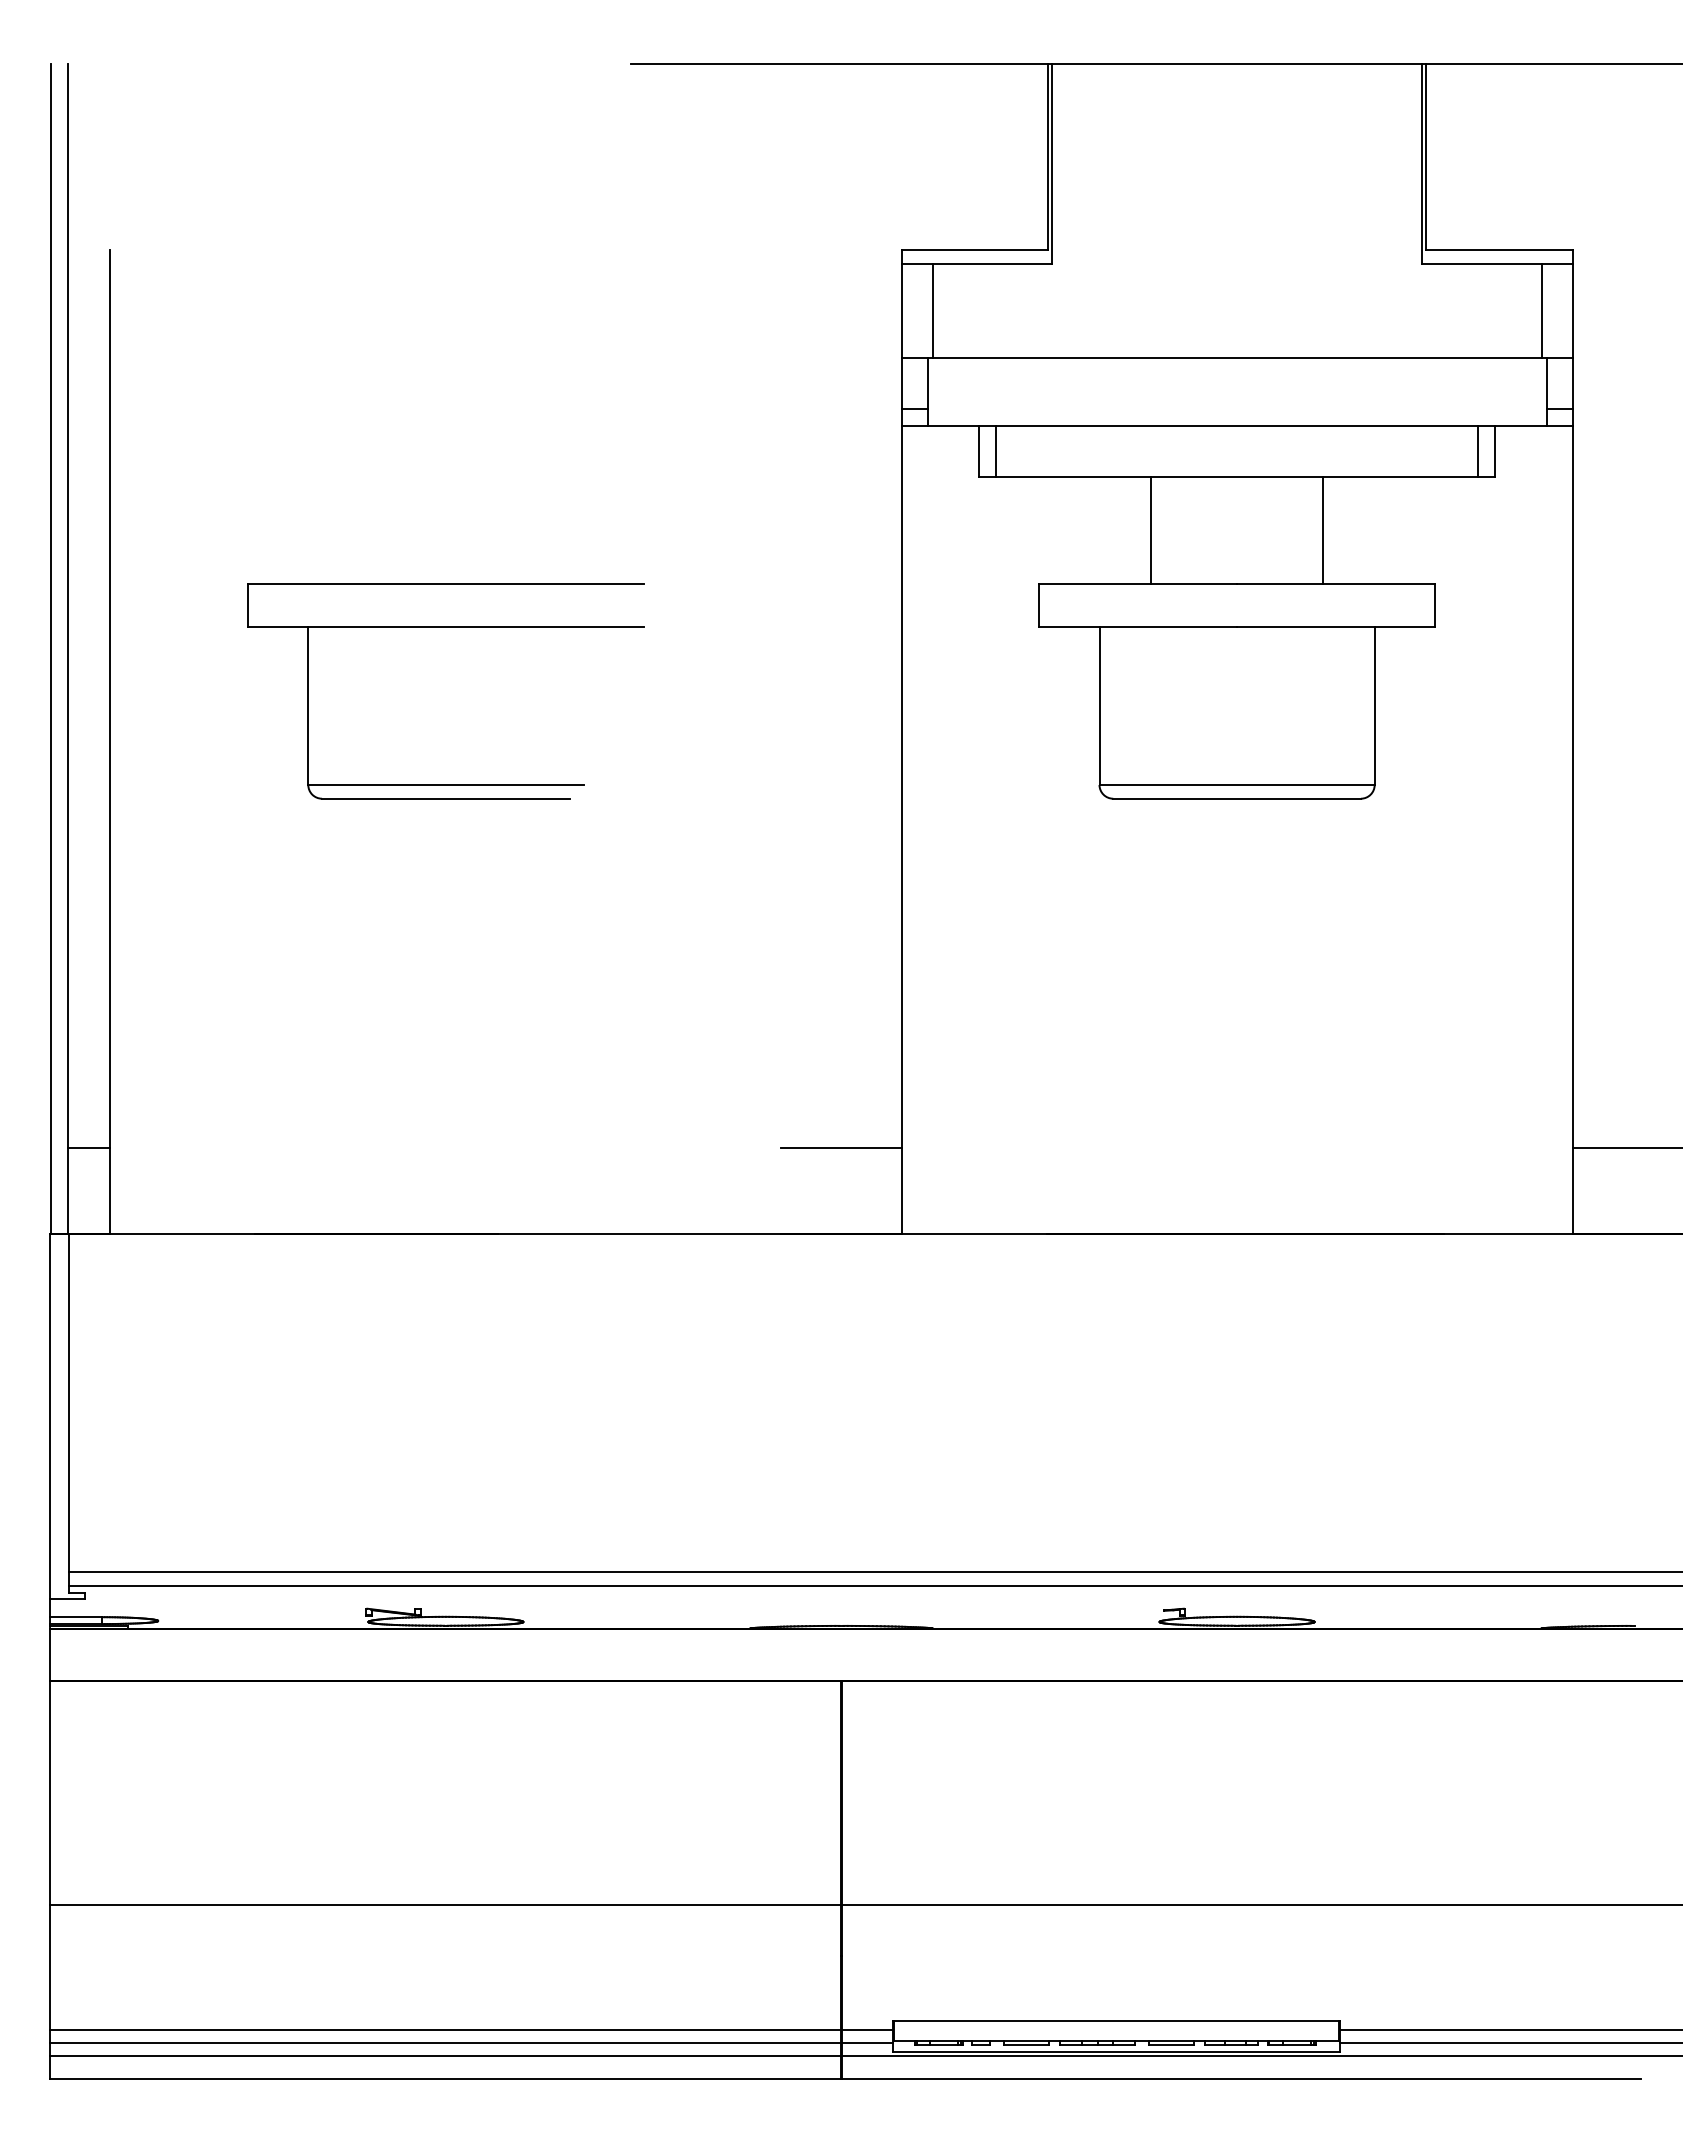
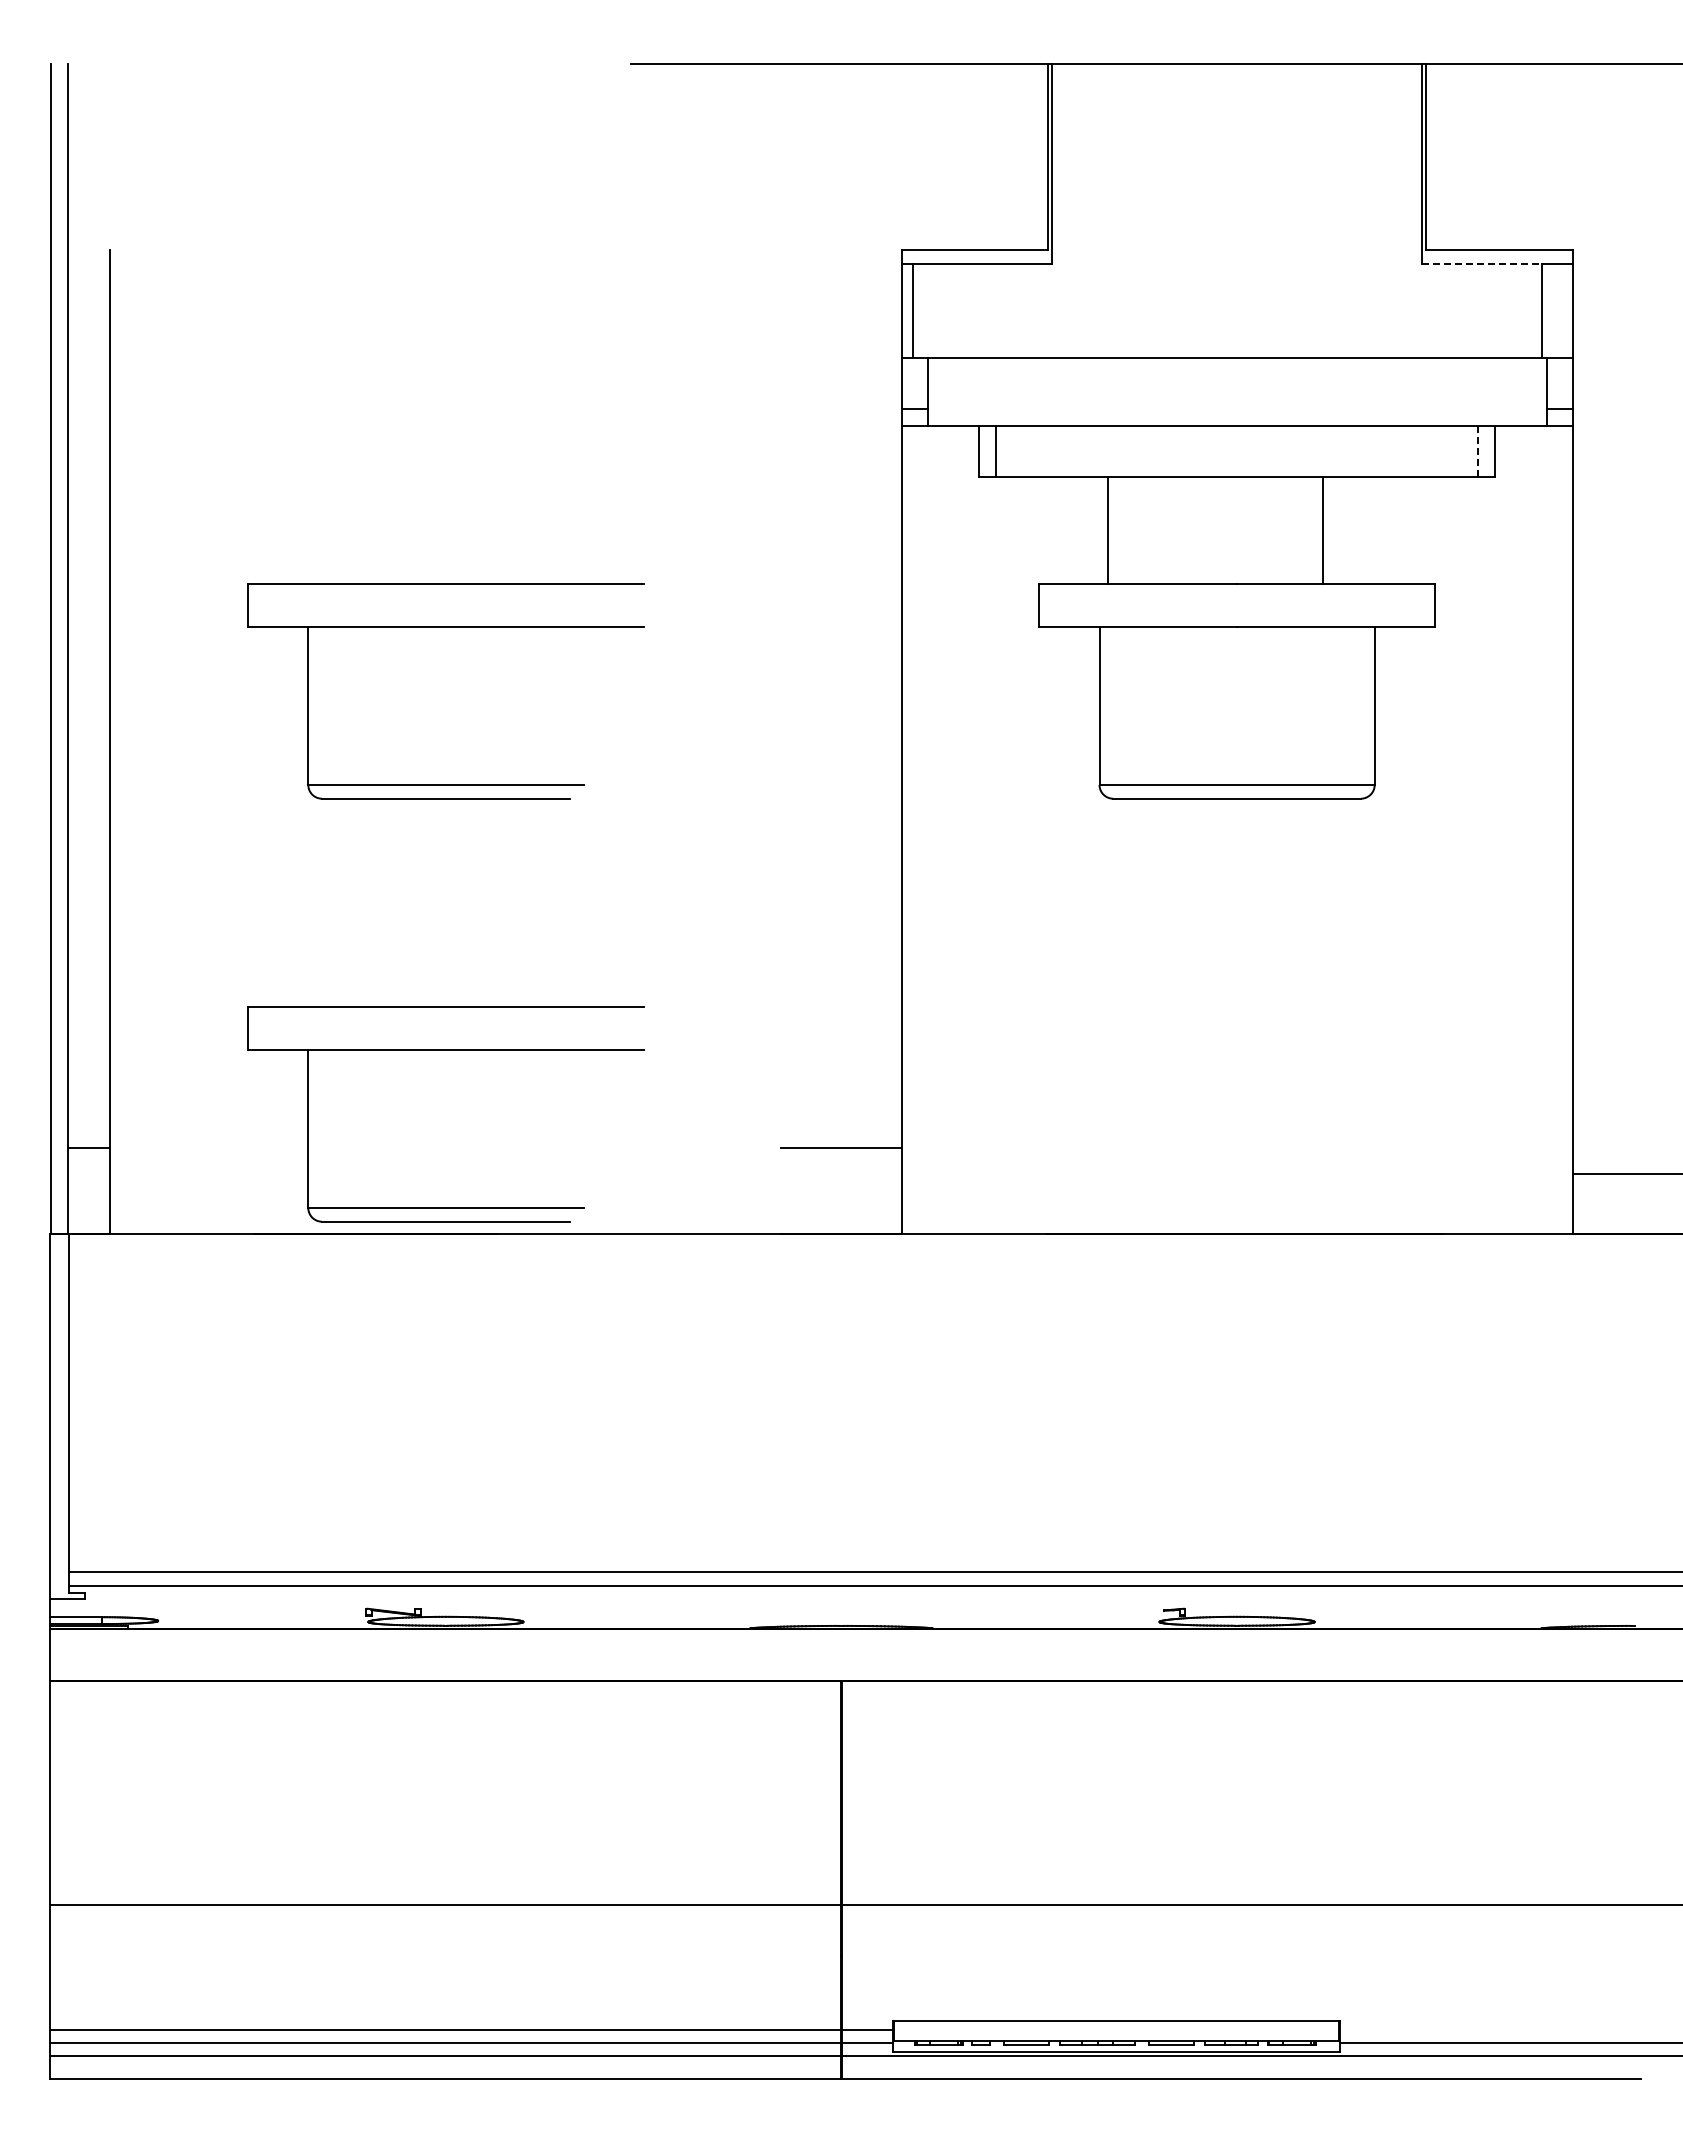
line: solid -> dashed (1481, 263)
line position: (932, 310) -> (912, 310) (912, 310)
line: solid -> dashed (1477, 451)
line position: (1151, 530) -> (1108, 530) (1108, 530)
part: none -> present (445, 1050)
line position: (1625, 1147) -> (1625, 1173) (1625, 1173)
line: present -> none (1509, 2029)
